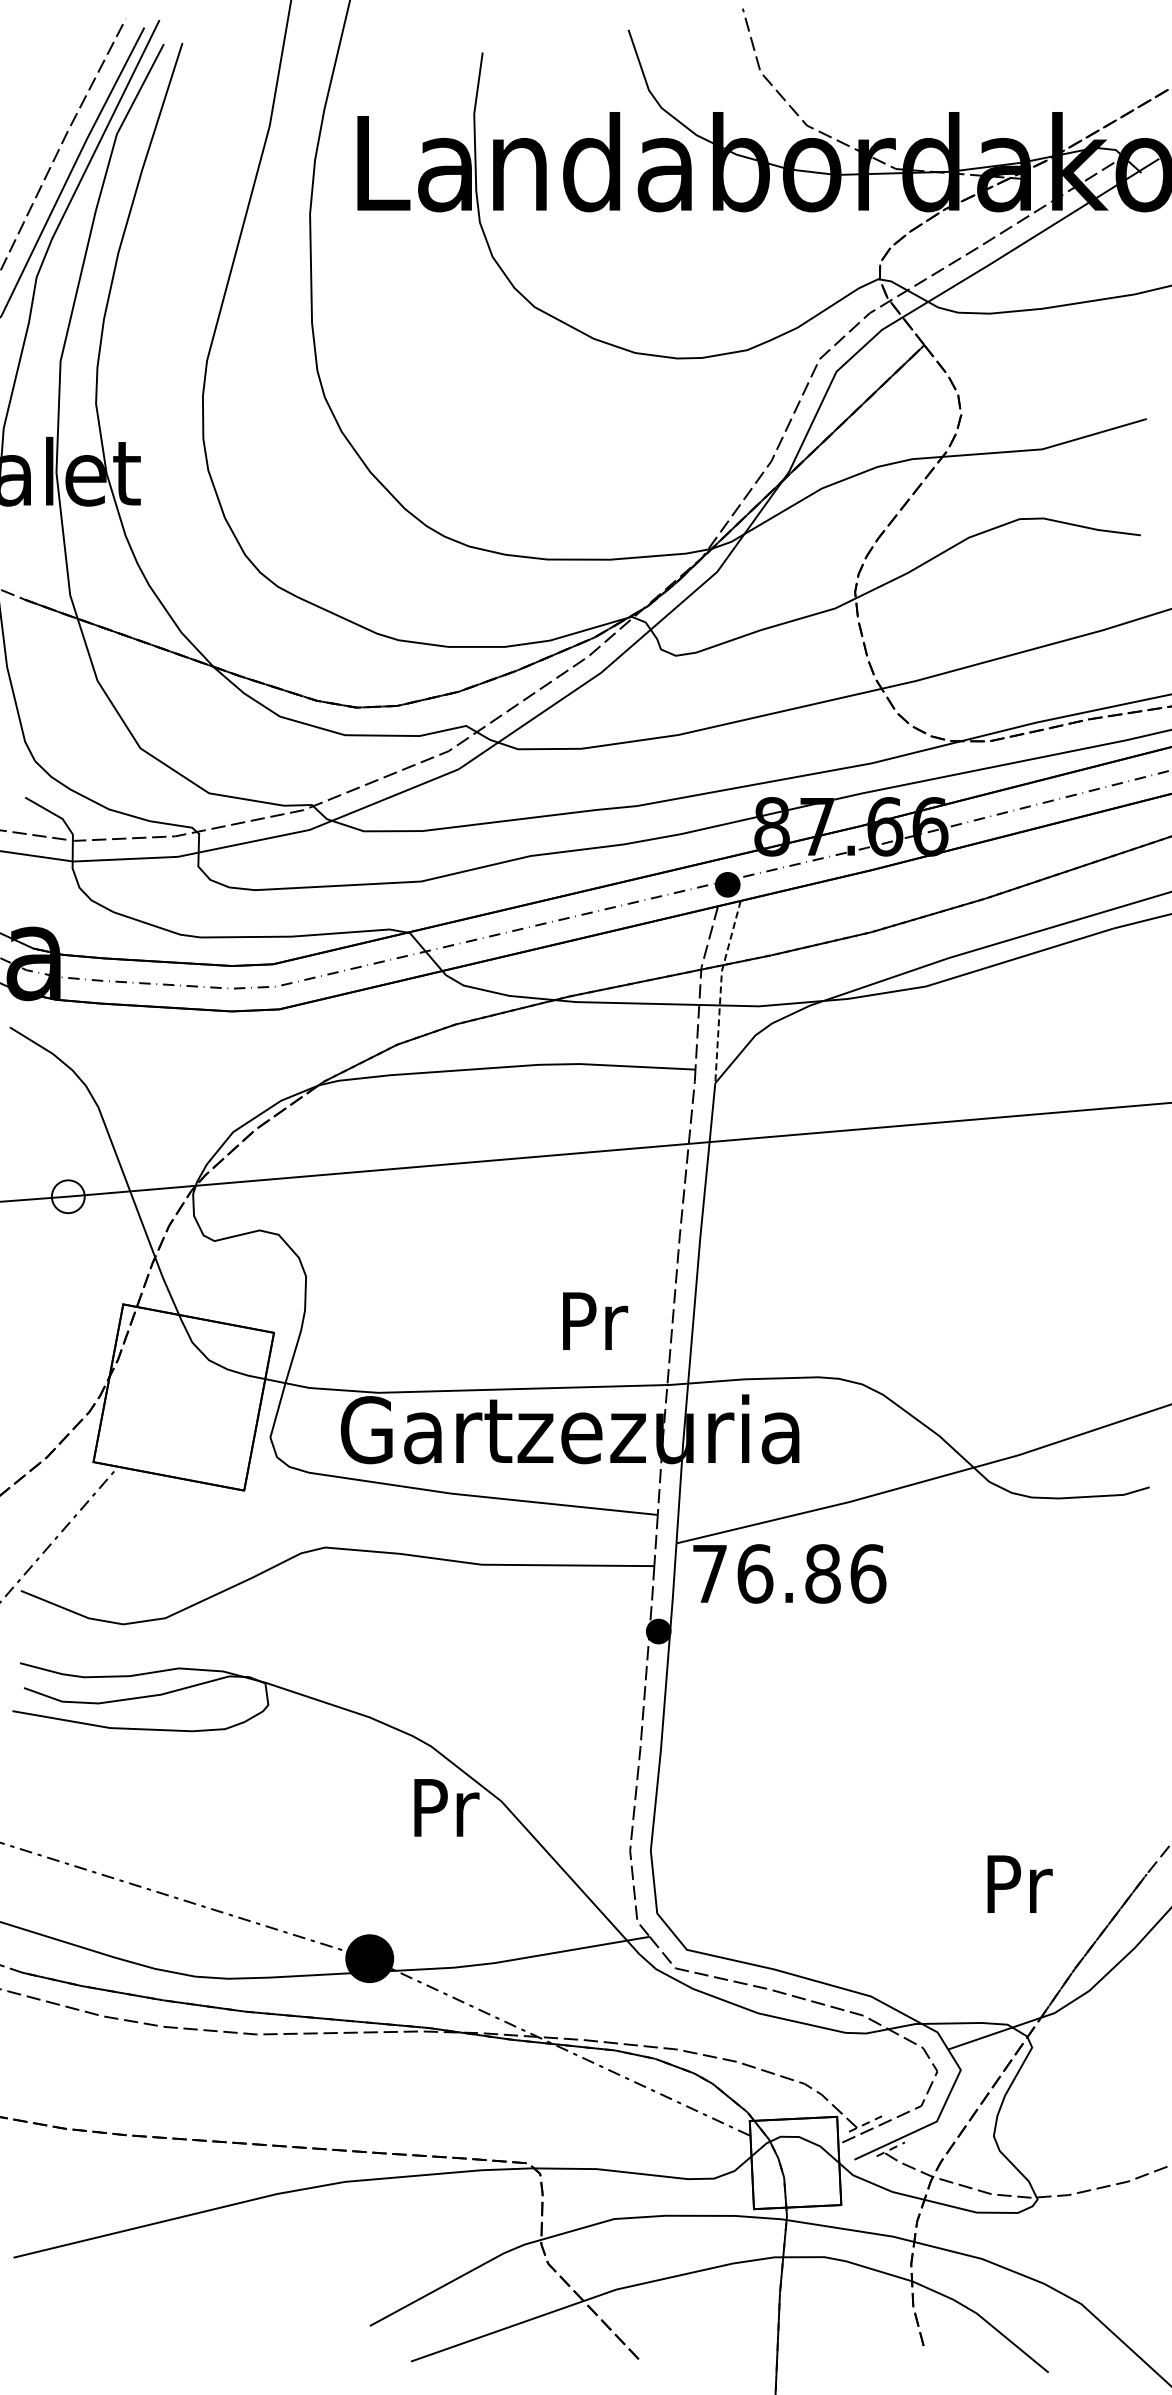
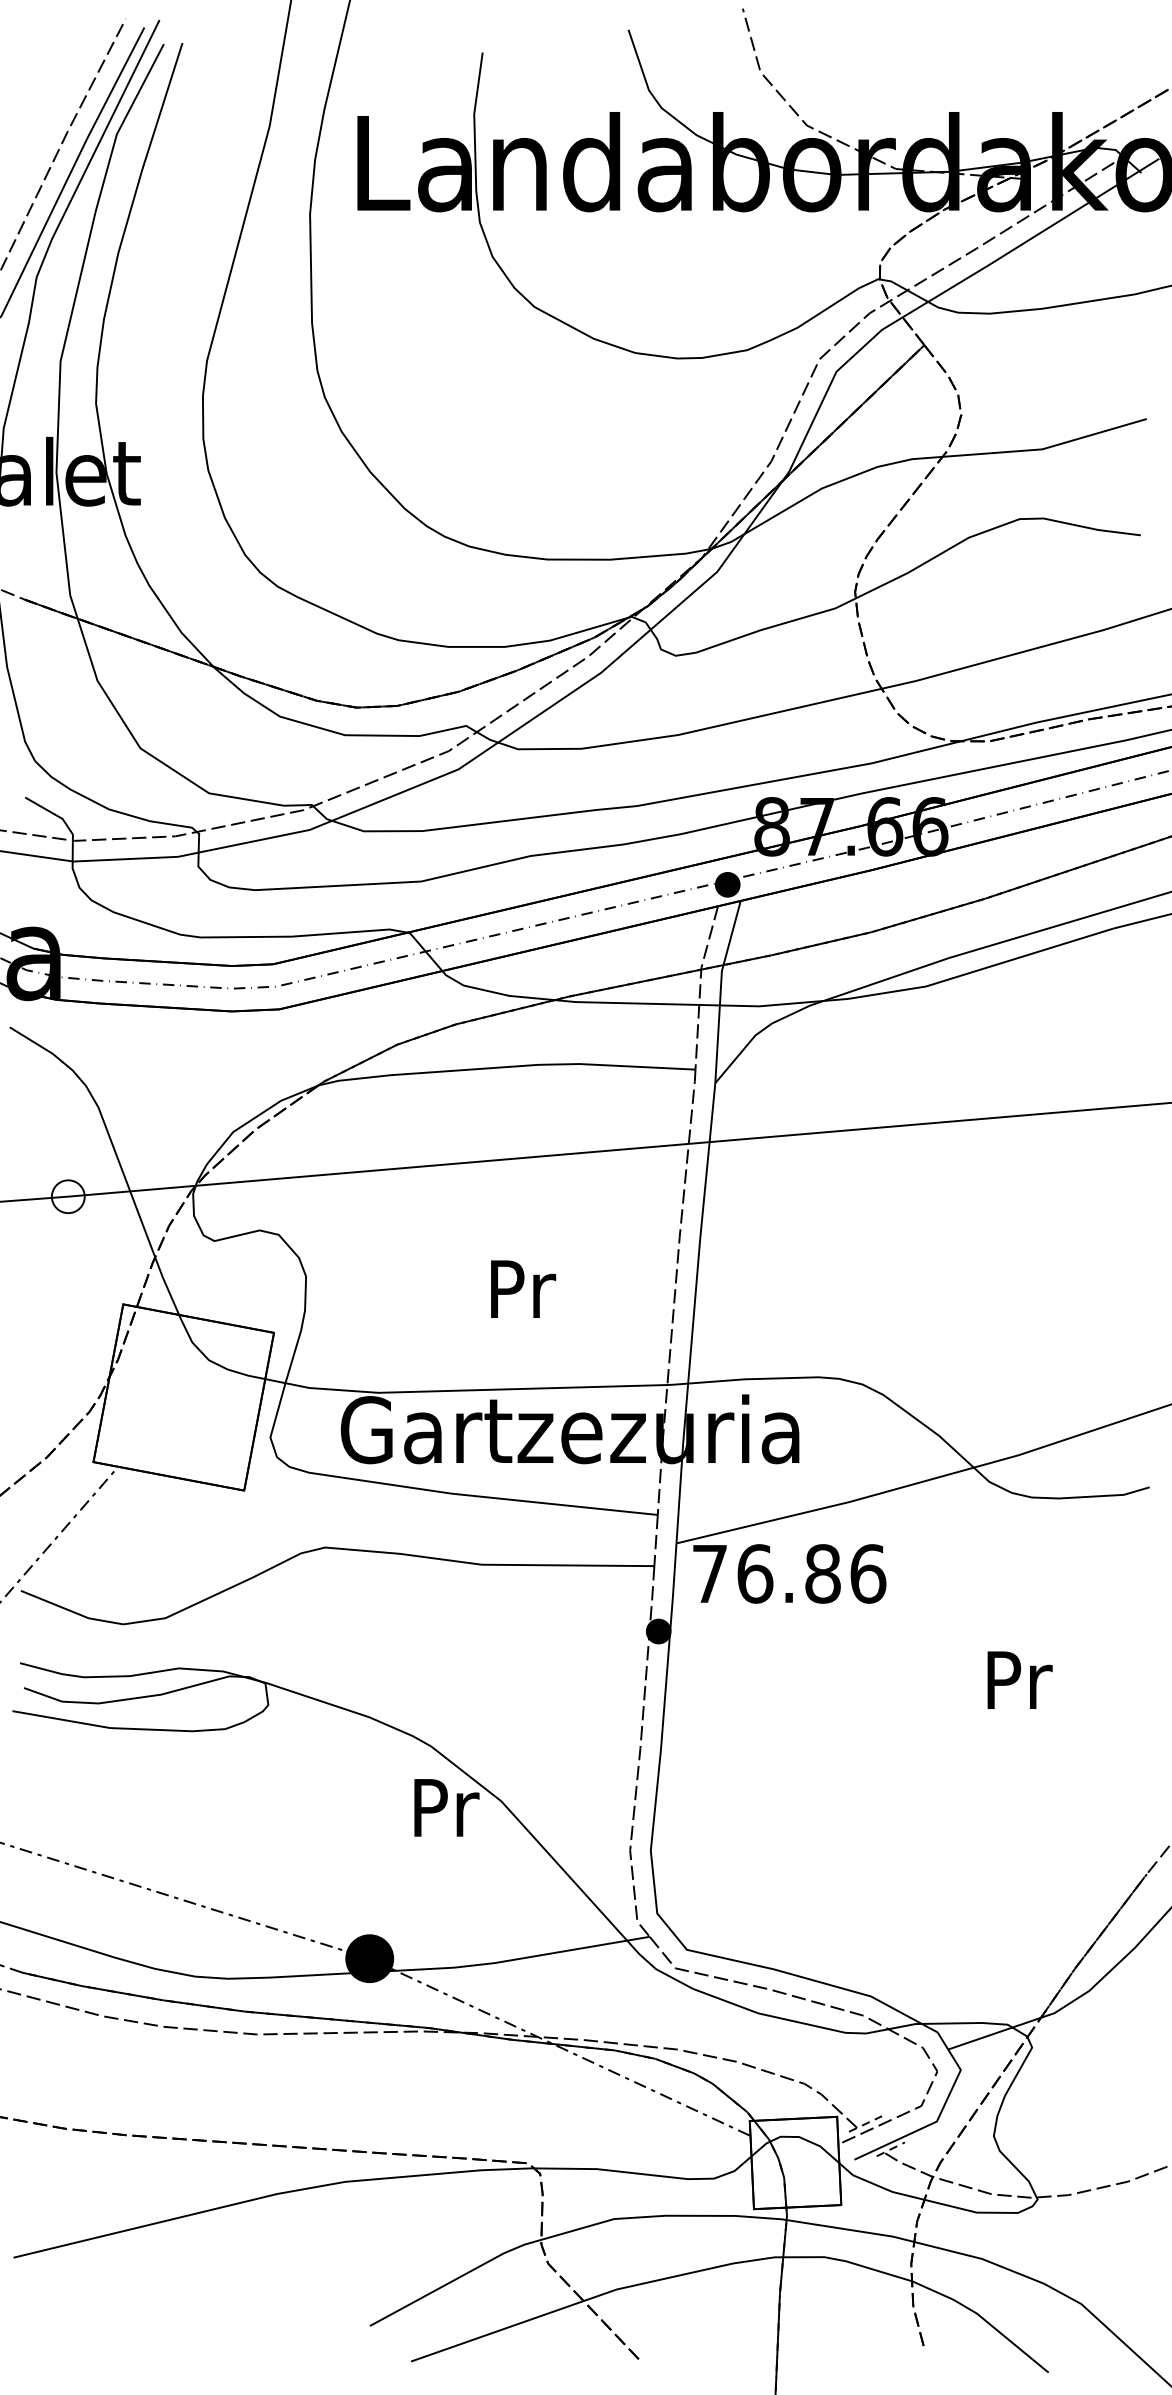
line: dashed -> solid (720, 990)
text position: (595, 1320) -> (523, 1288) (523, 1288)
text position: (1019, 1883) -> (1019, 1679) (1019, 1679)
